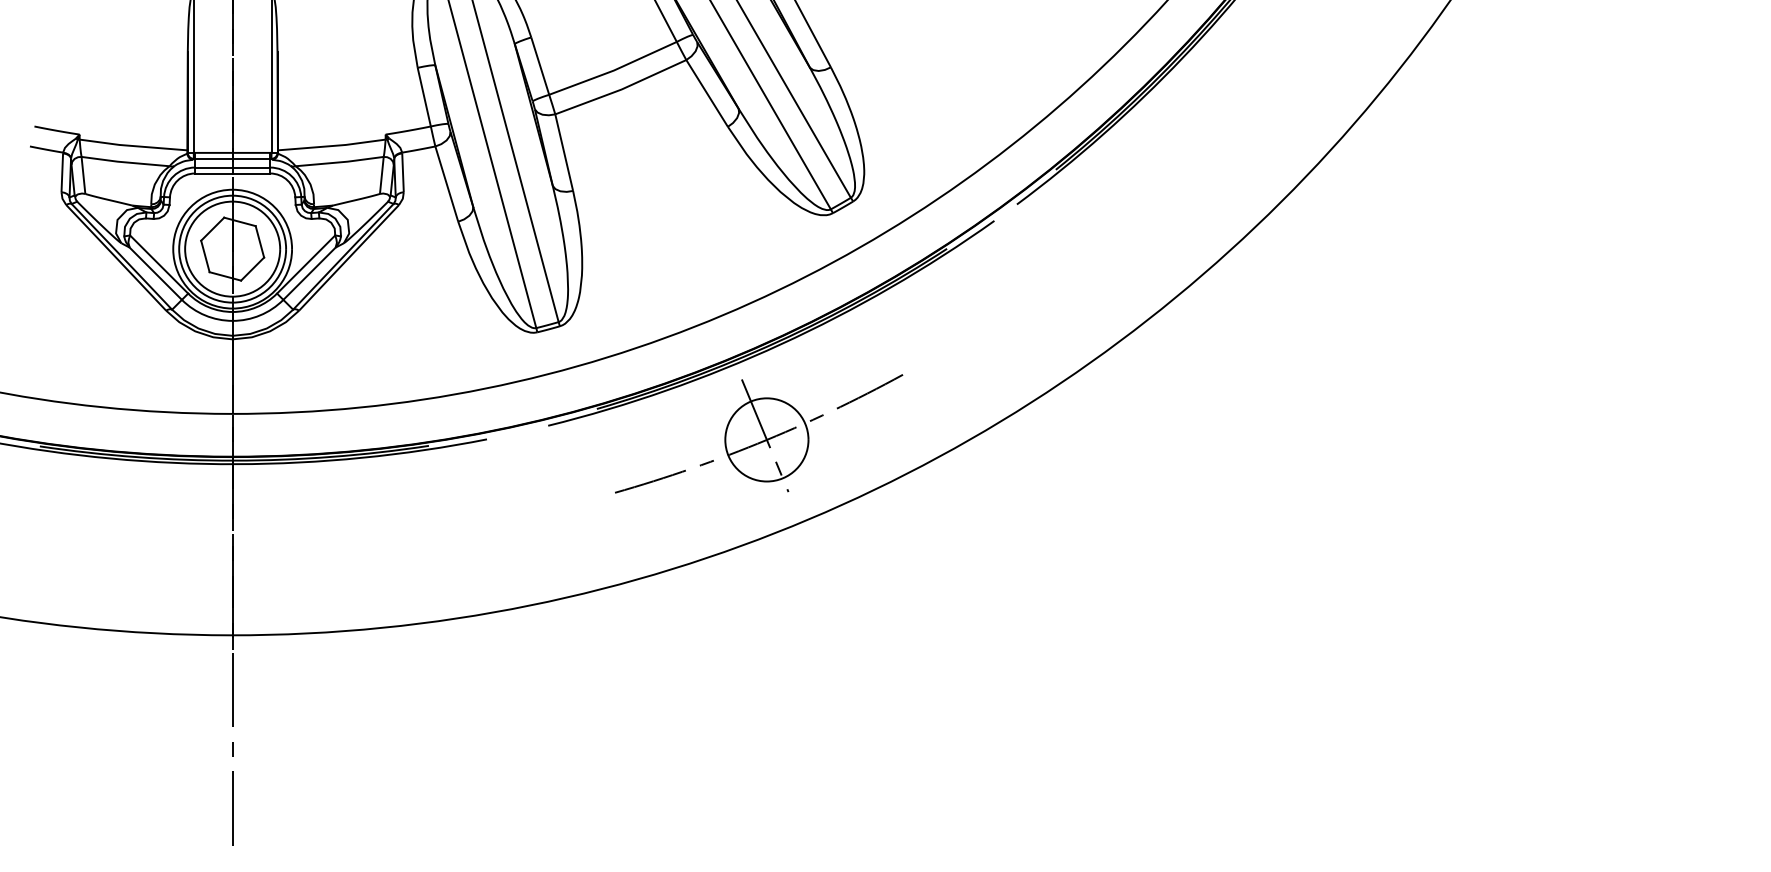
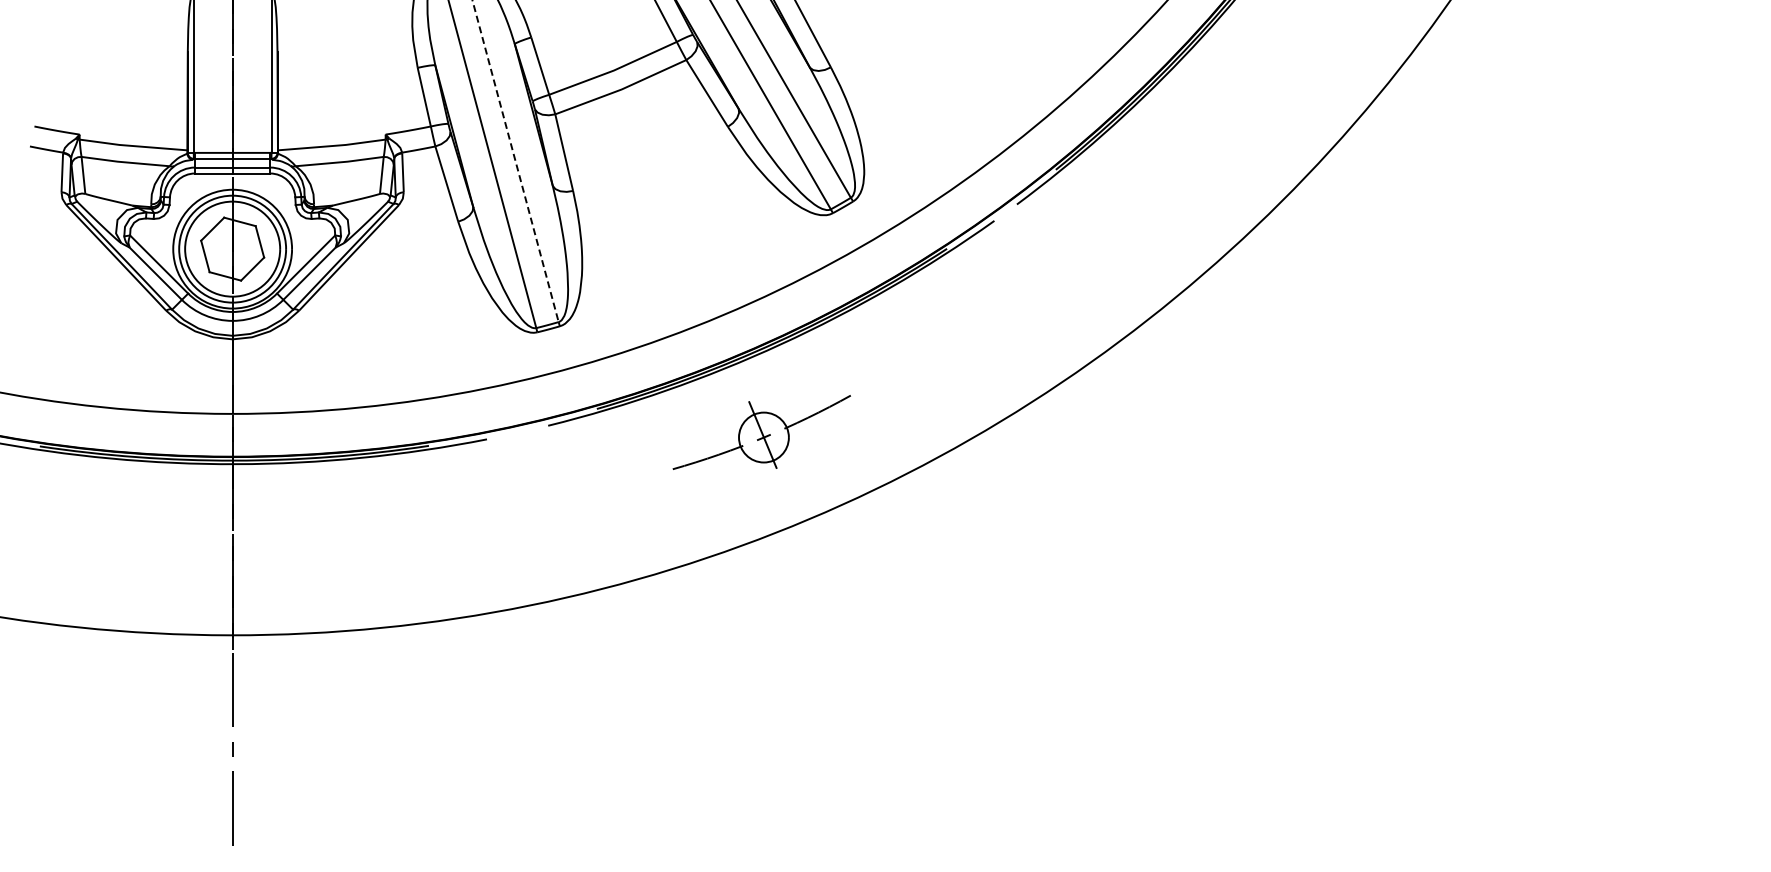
line: solid -> dashed (515, 161)
part size: 289x120 px -> 179x75 px (761, 432)
